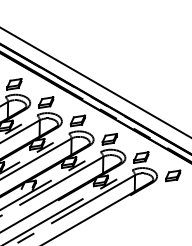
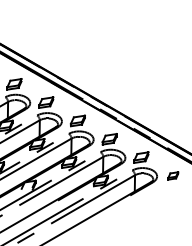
line: present -> none (95, 82)
part size: 17x14 px -> 13x10 px (173, 175)
